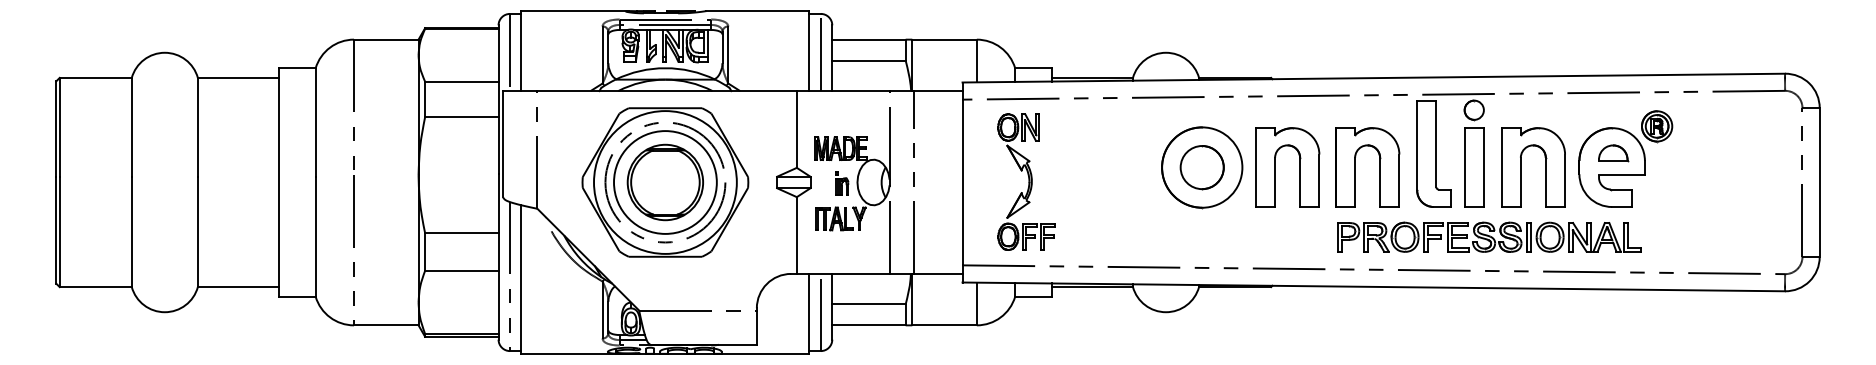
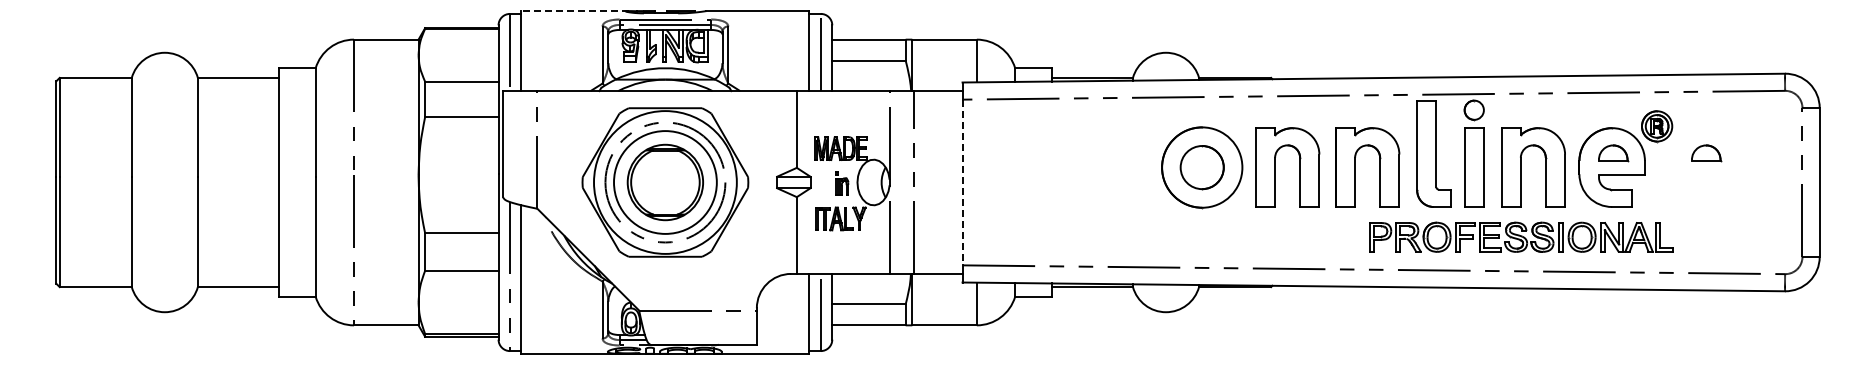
line: solid -> dashed (575, 11)
part: none -> present (1706, 153)
part: present -> none (1026, 181)
line: solid -> dashed (962, 182)
part position: (1489, 236) -> (1521, 236) (1521, 236)
